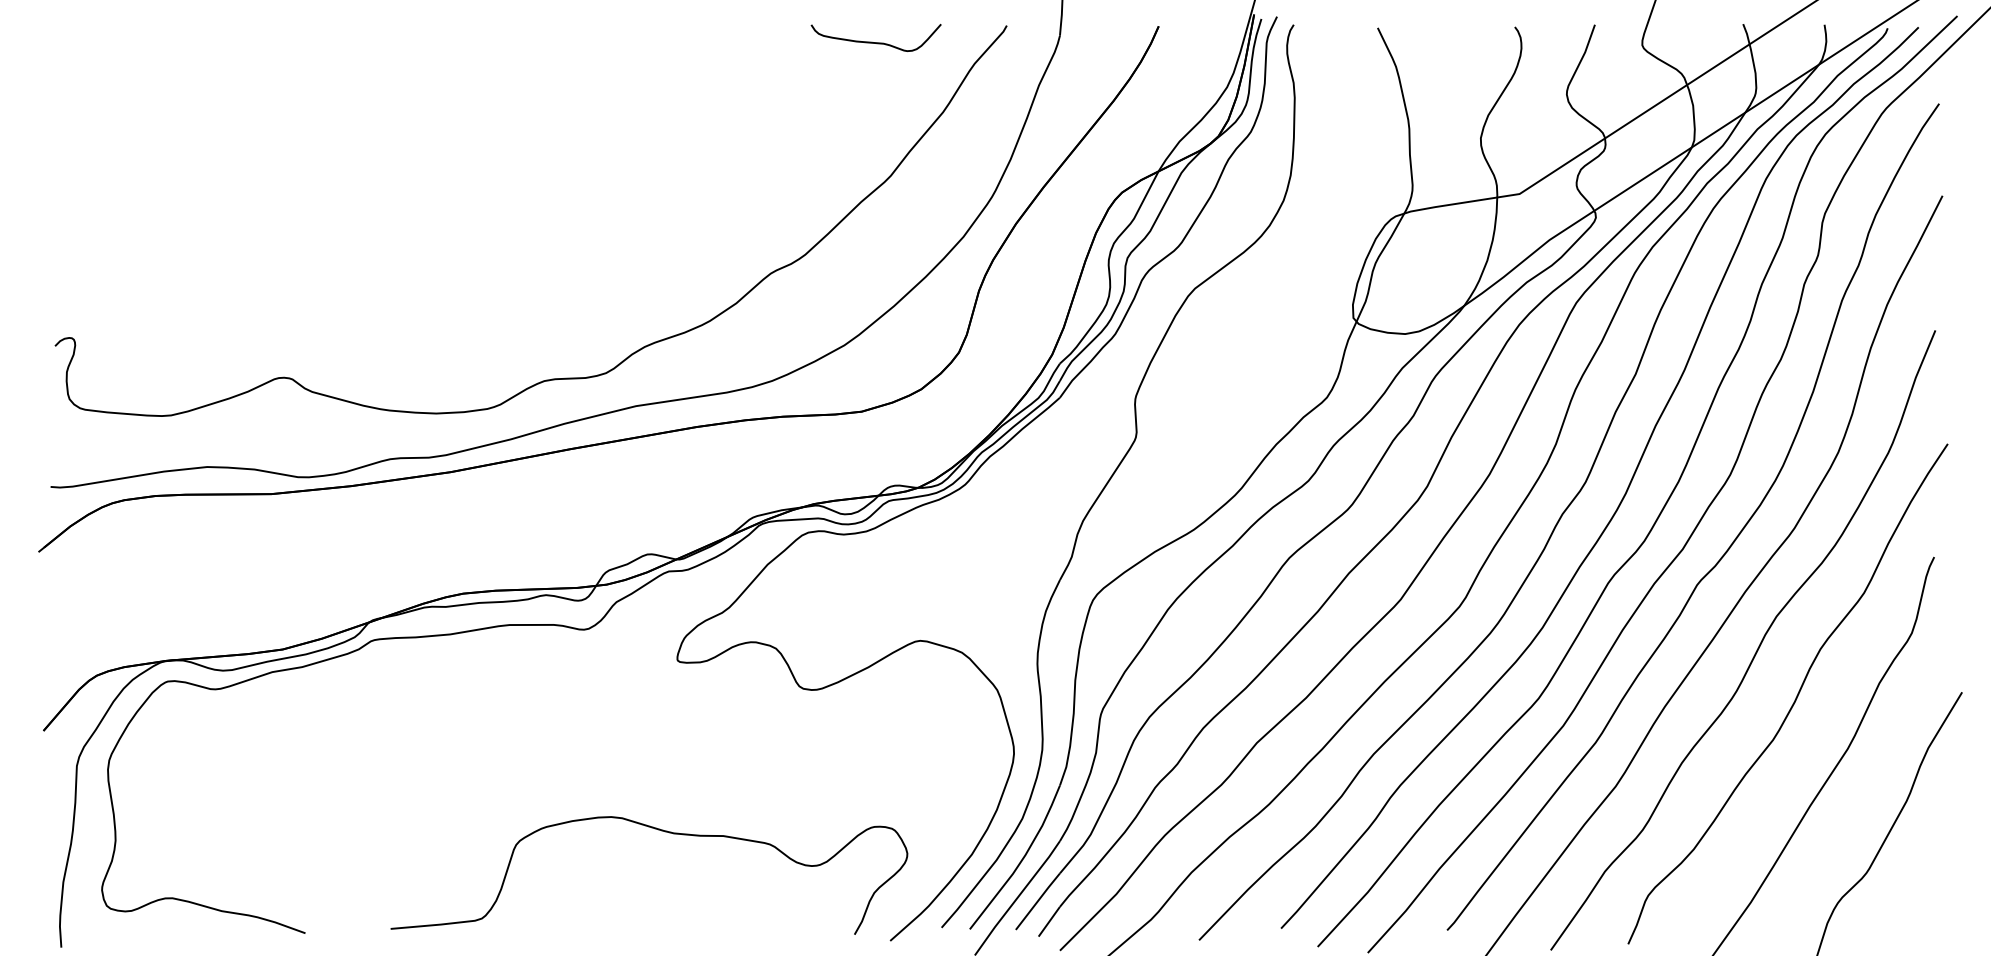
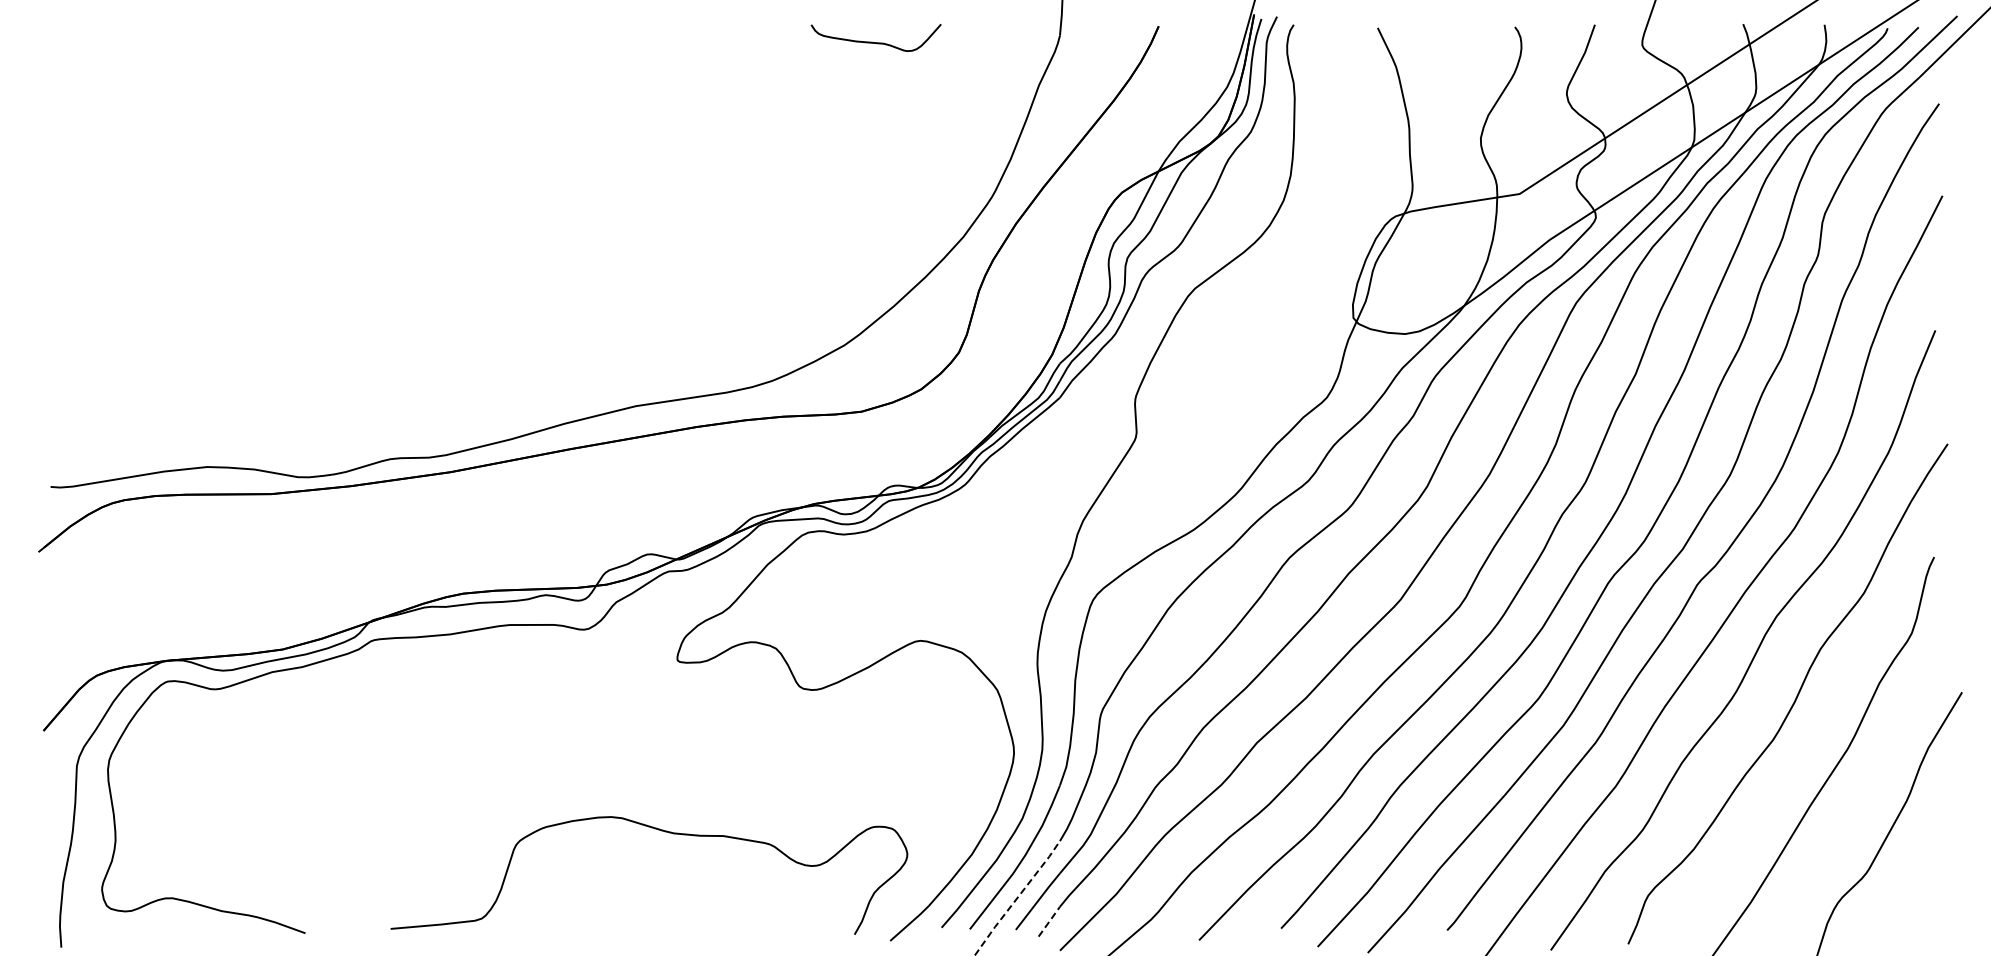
curve: present -> none (552, 378)
line: solid -> dashed (1017, 897)
line: solid -> dashed (1049, 921)
